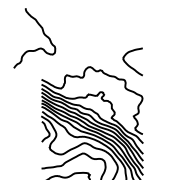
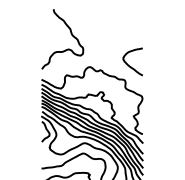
curve position: (43, 34) -> (71, 35) (71, 35)
